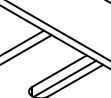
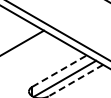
line: present -> none (26, 49)
line: solid -> dashed (60, 70)
line: solid -> dashed (75, 80)
